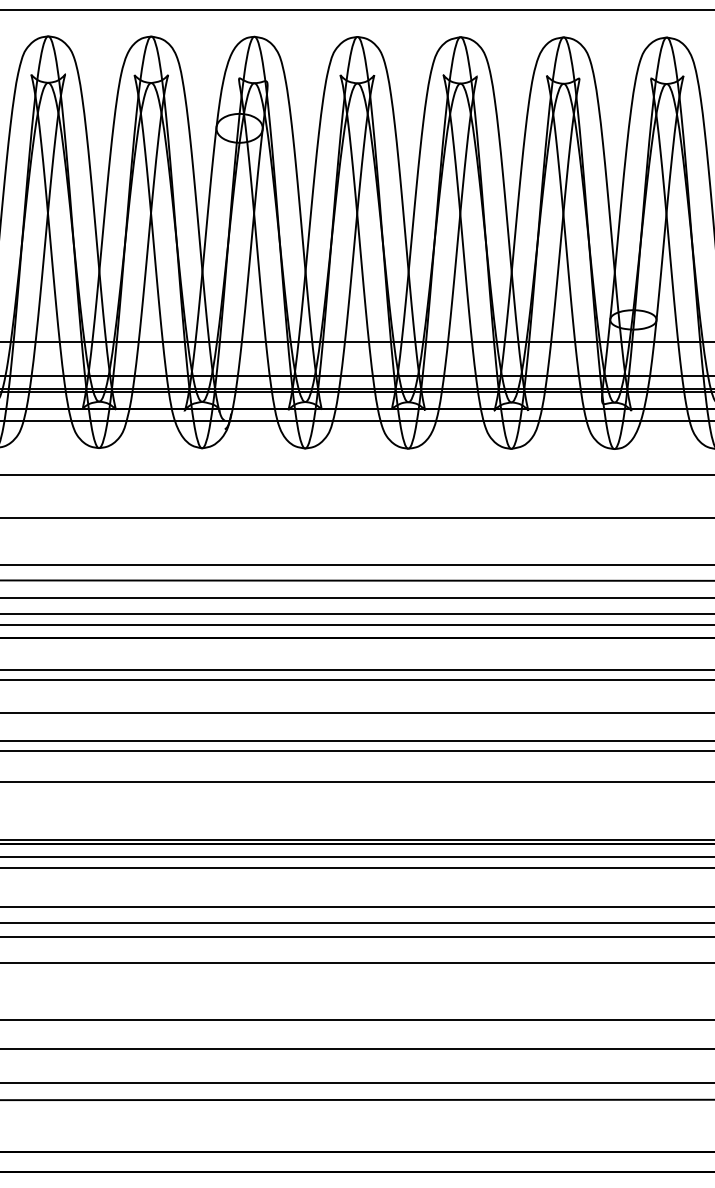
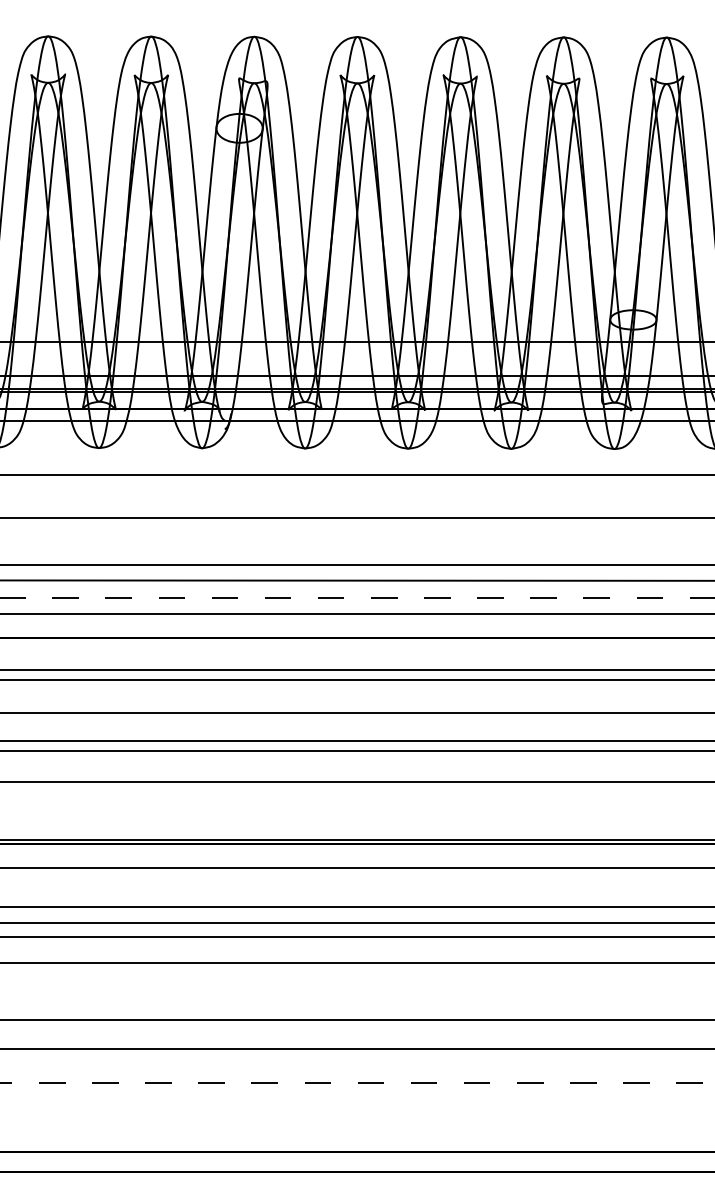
line: present -> none (356, 10)
line: solid -> dashed (357, 597)
line: present -> none (356, 624)
line: present -> none (356, 856)
line: solid -> dashed (358, 1082)
line: present -> none (356, 1099)
